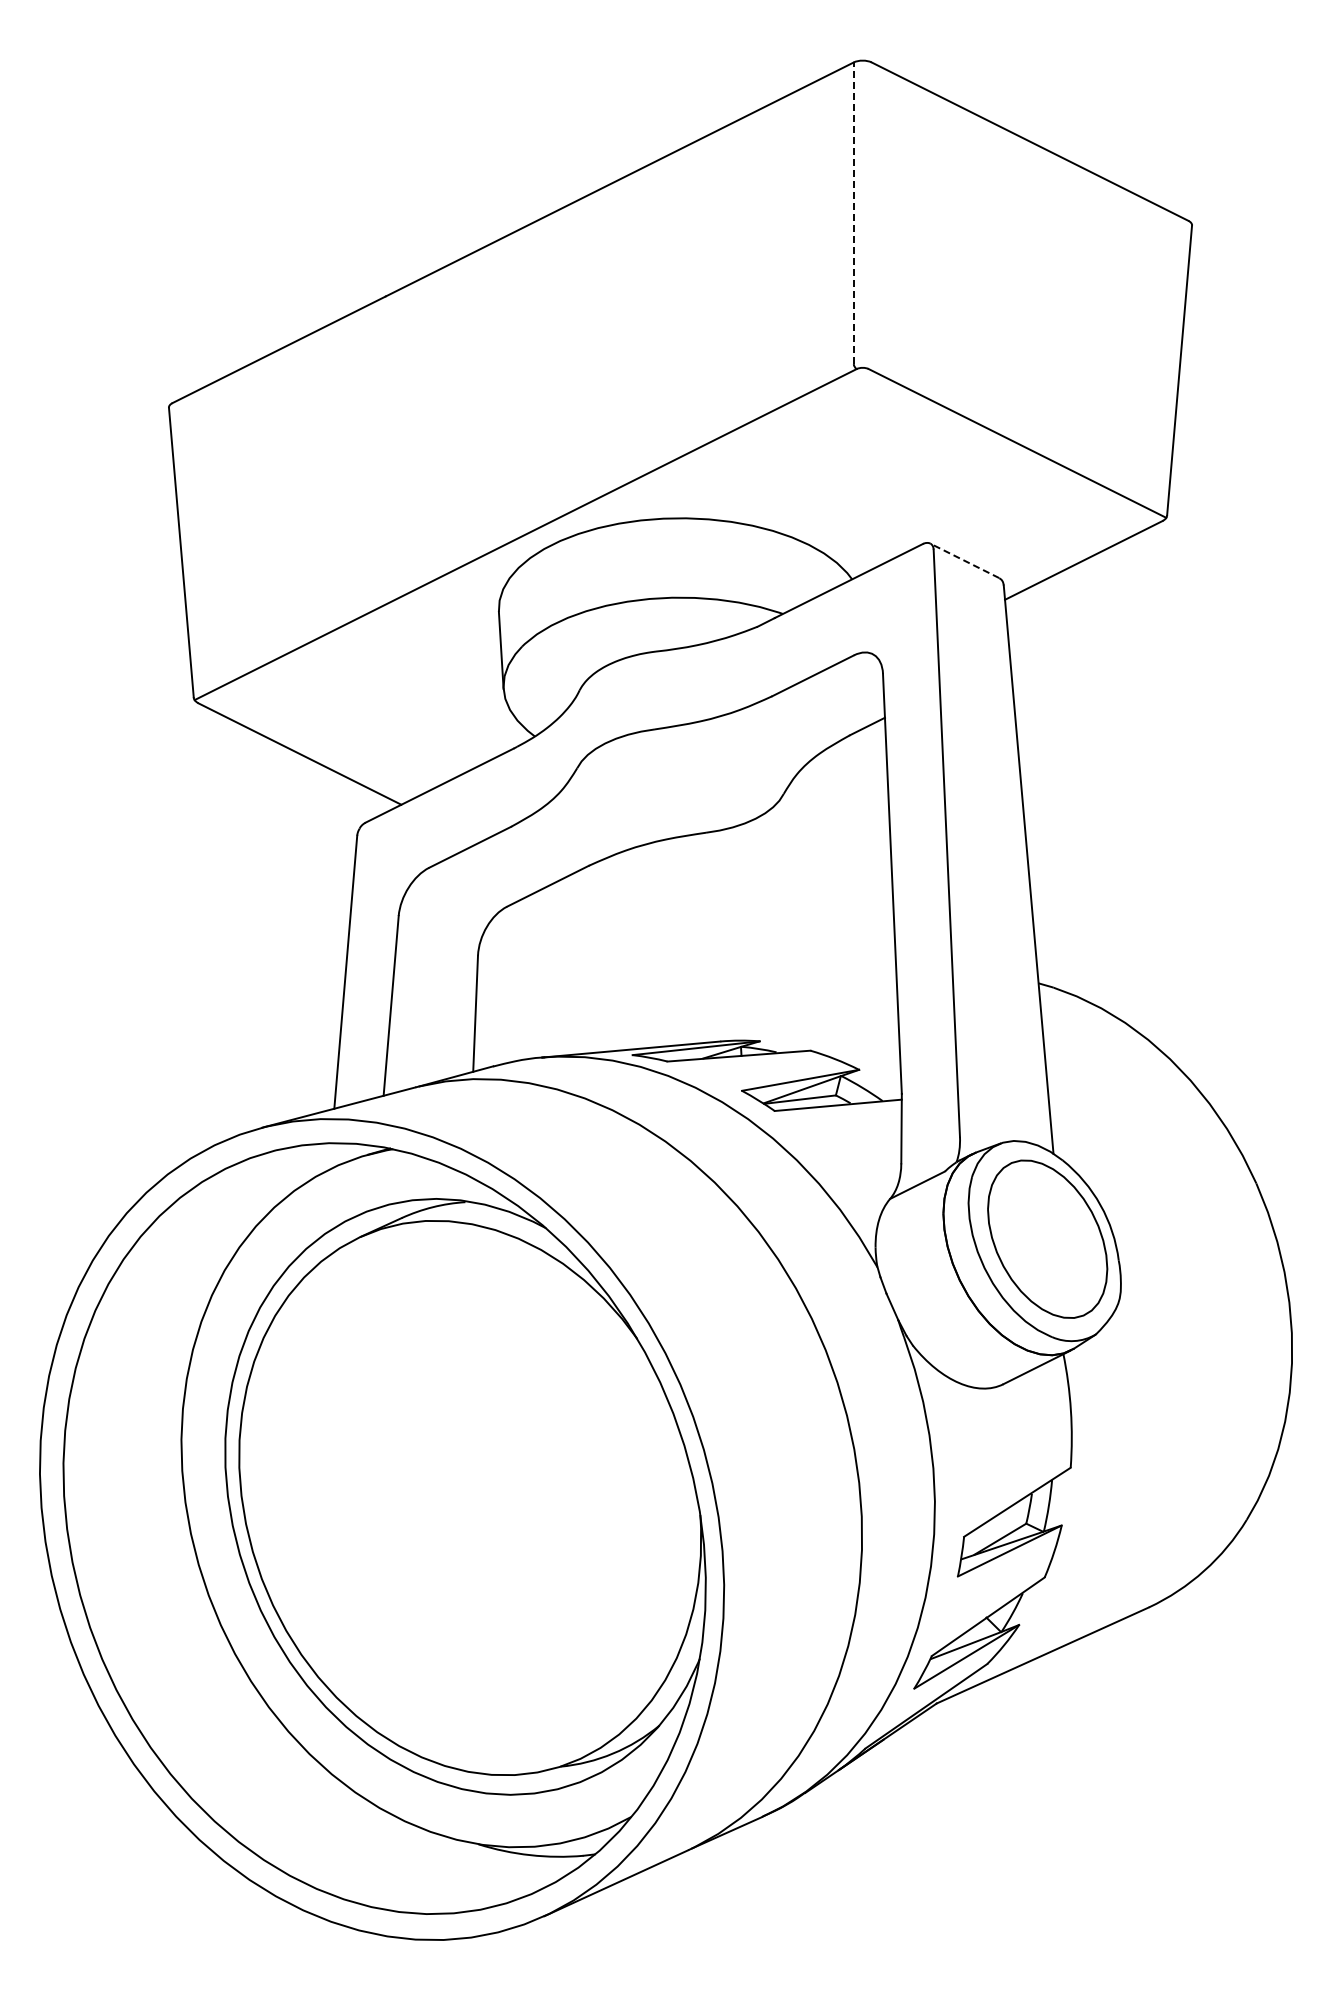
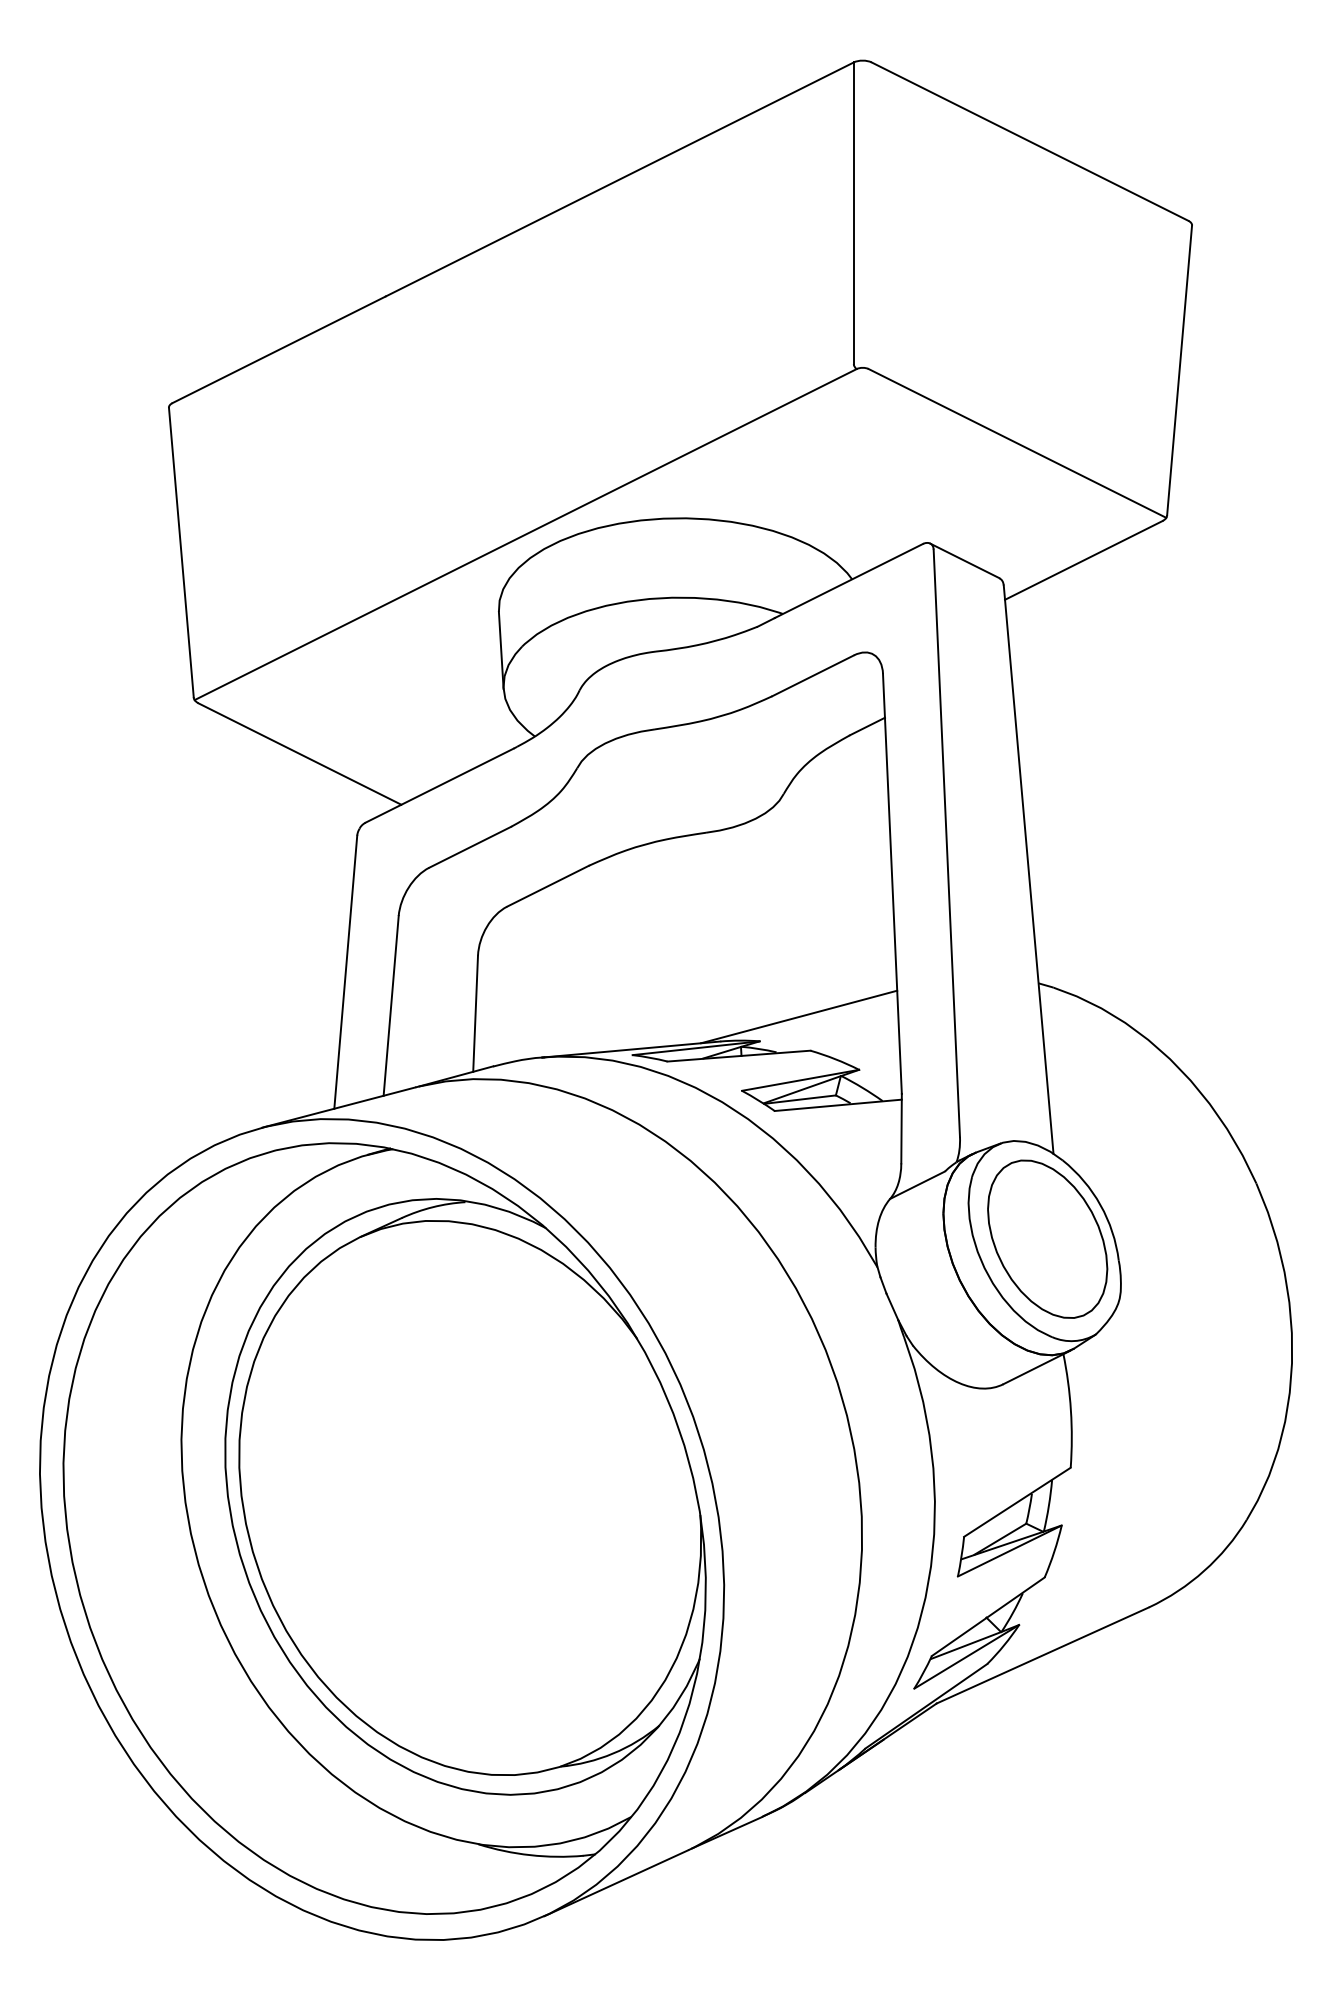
line: dashed -> solid (853, 213)
line: dashed -> solid (964, 560)
line: none -> present (799, 1016)
